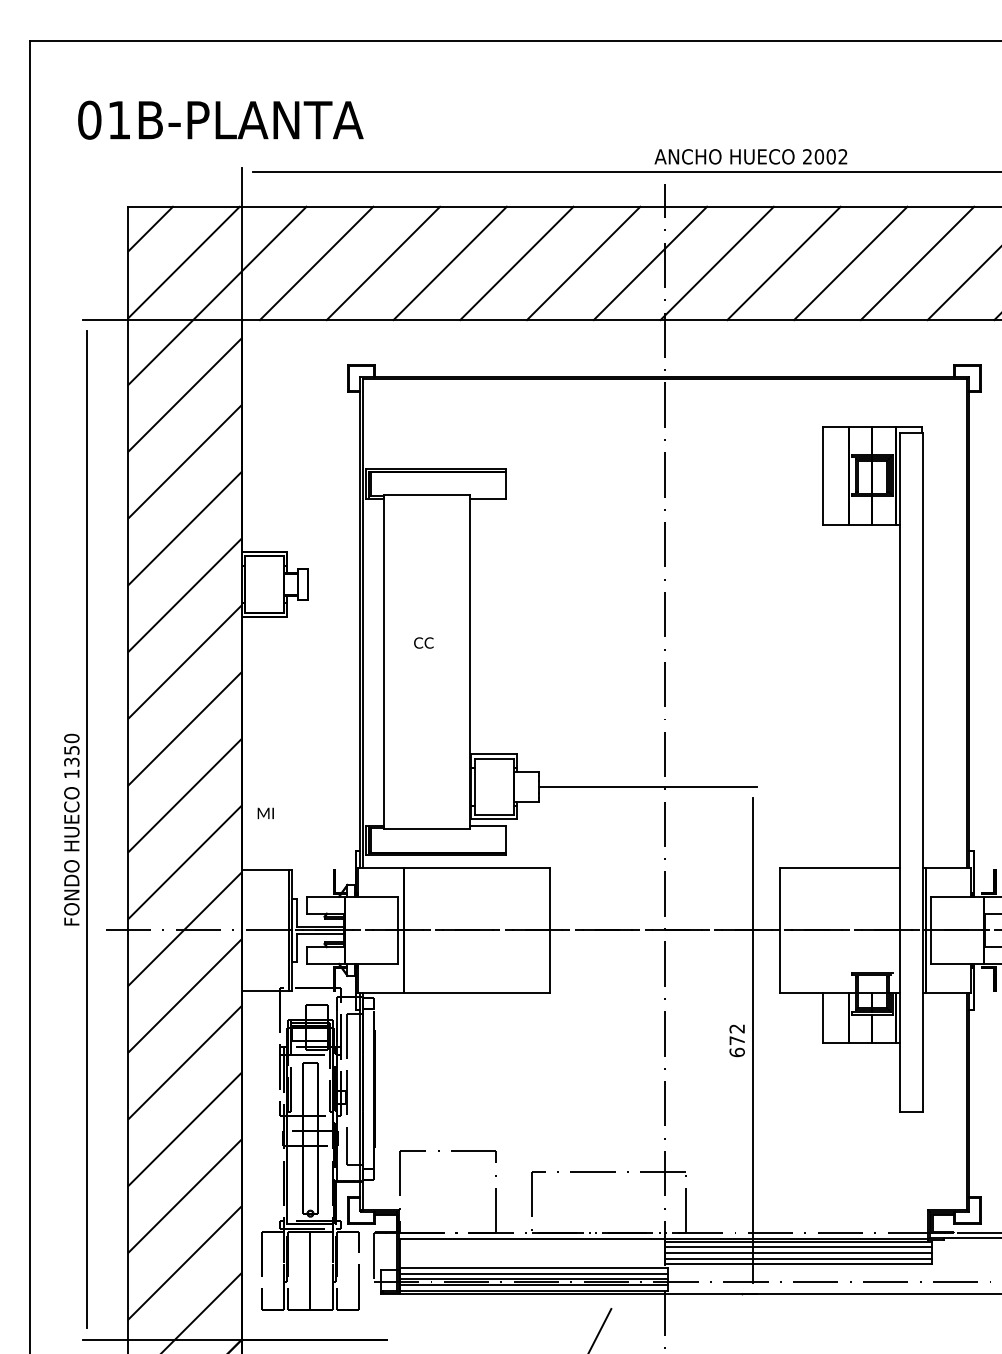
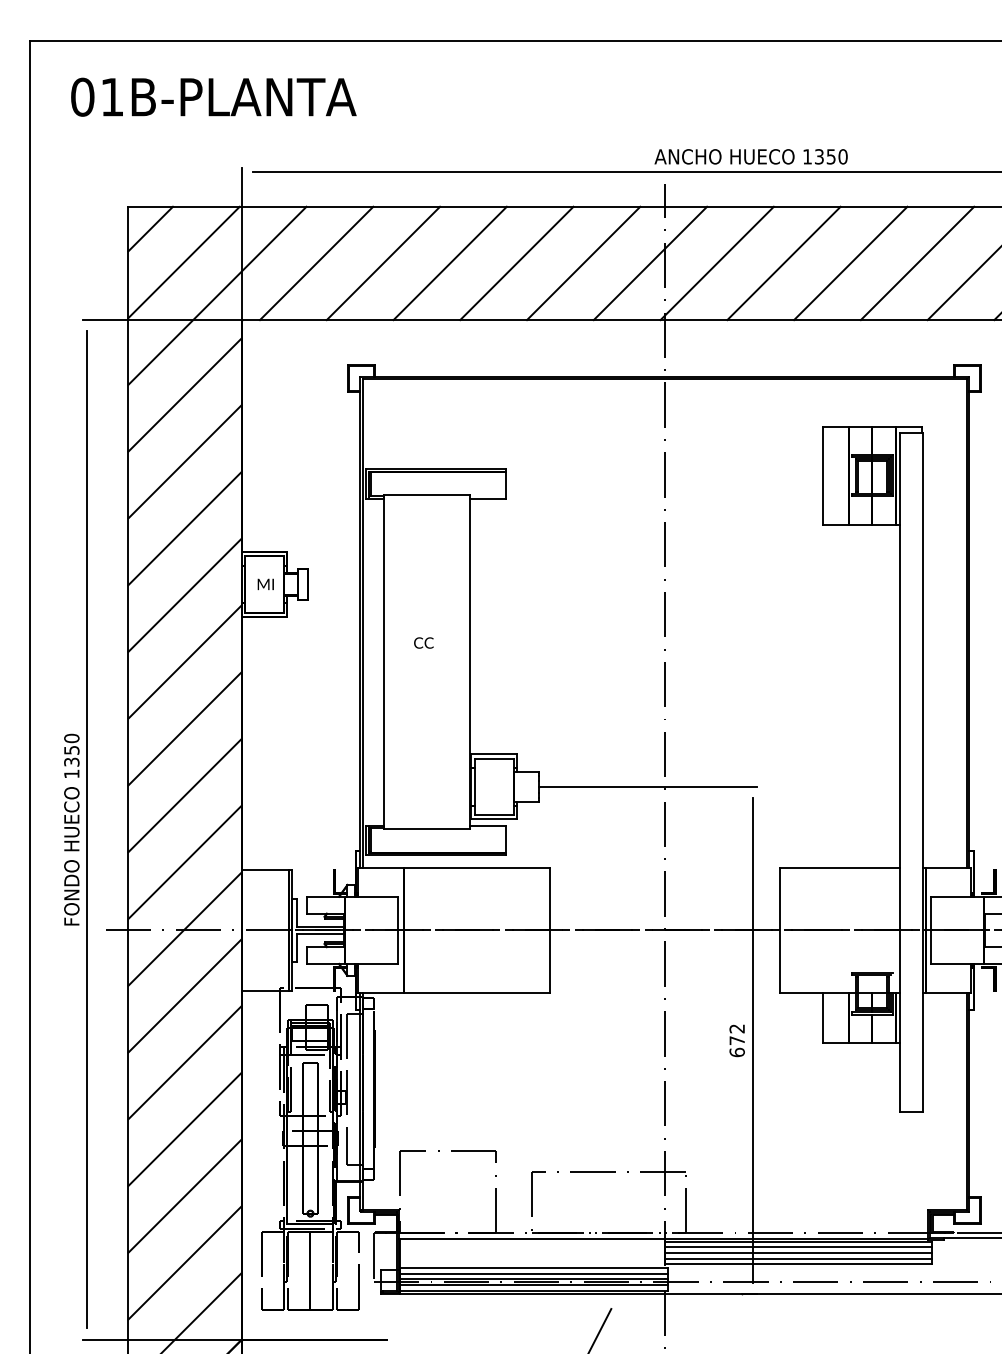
text position: (220, 119) -> (213, 96) (213, 96)
text: 2002 -> 1350 (825, 156)
text position: (265, 813) -> (265, 584) (265, 584)
